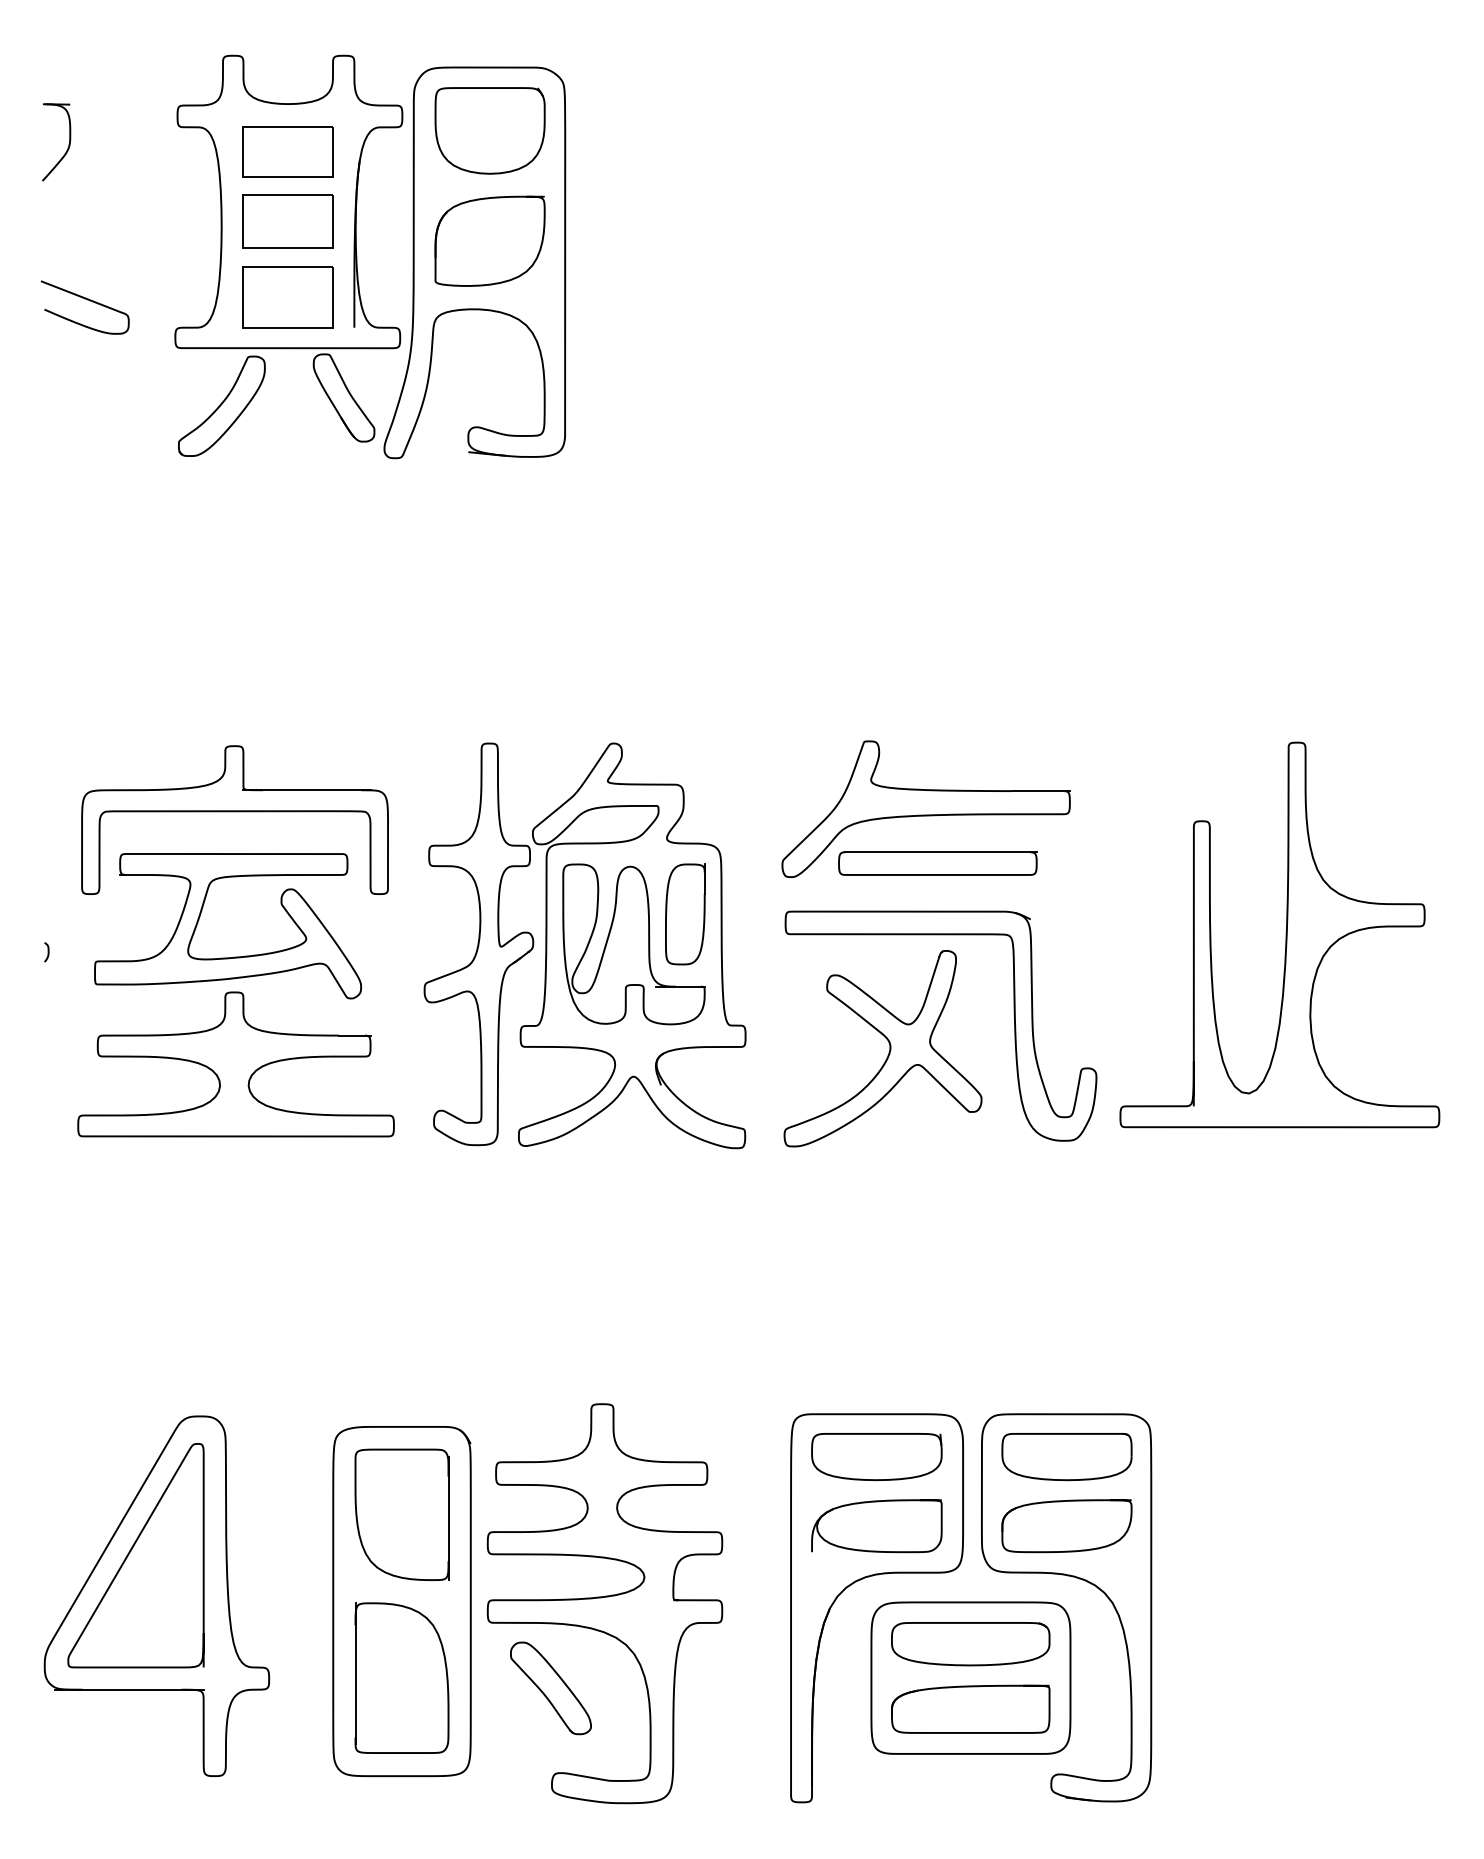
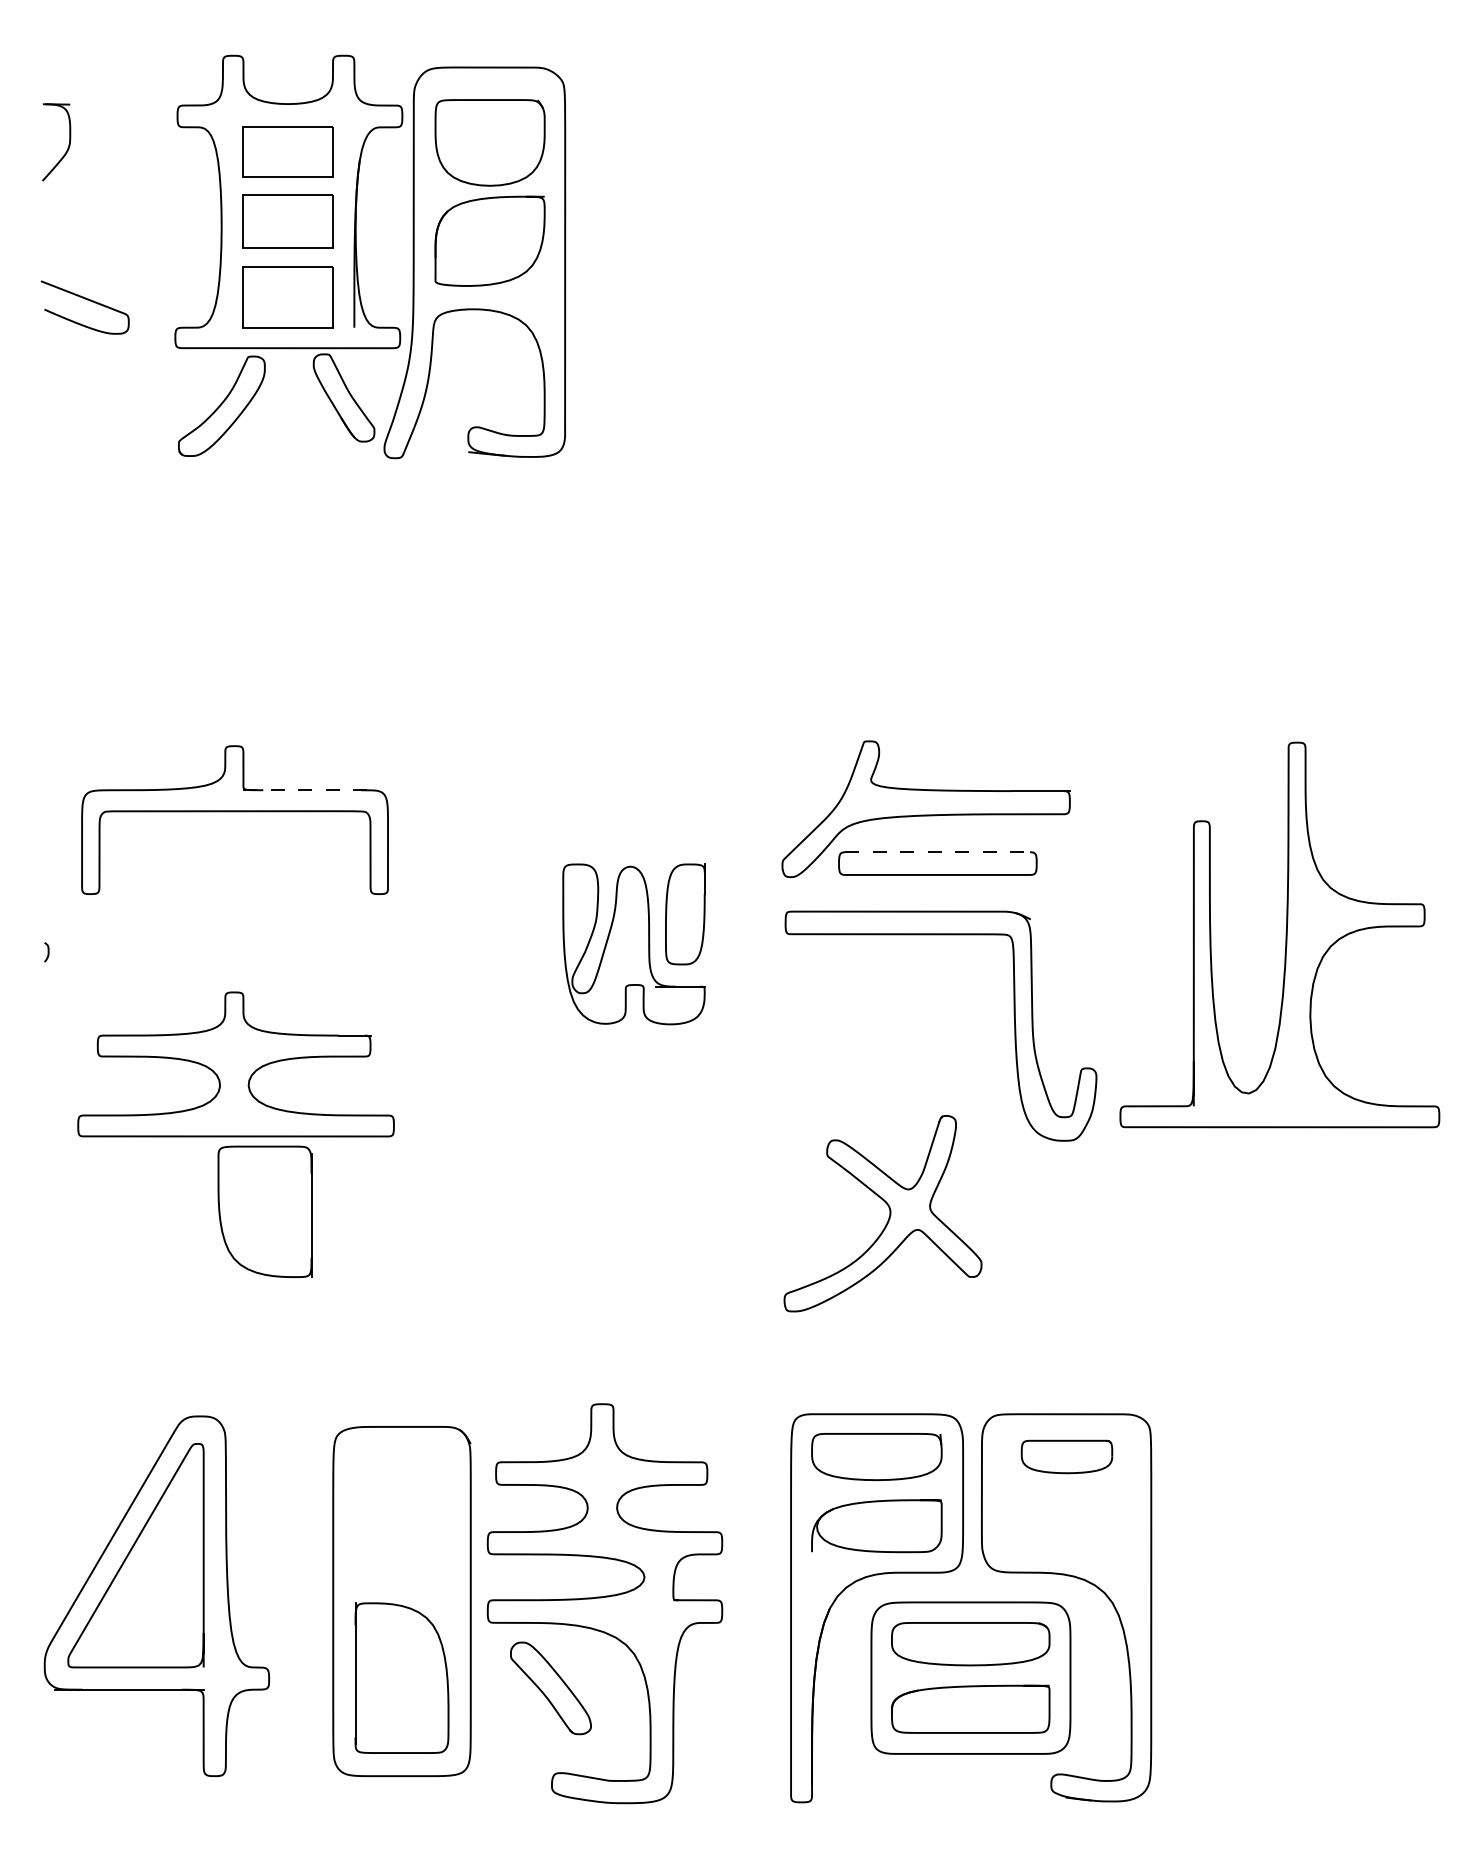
part position: (489, 130) -> (489, 142) (489, 142)
line: solid -> dashed (307, 790)
line: solid -> dashed (941, 852)
part: present -> none (200, 917)
part: present -> none (584, 945)
part position: (889, 1048) -> (889, 1213) (889, 1213)
part size: 132x50 px -> 94x36 px (1066, 1456)
part position: (401, 1514) -> (264, 1211) (264, 1211)
part: present -> none (1066, 1526)
